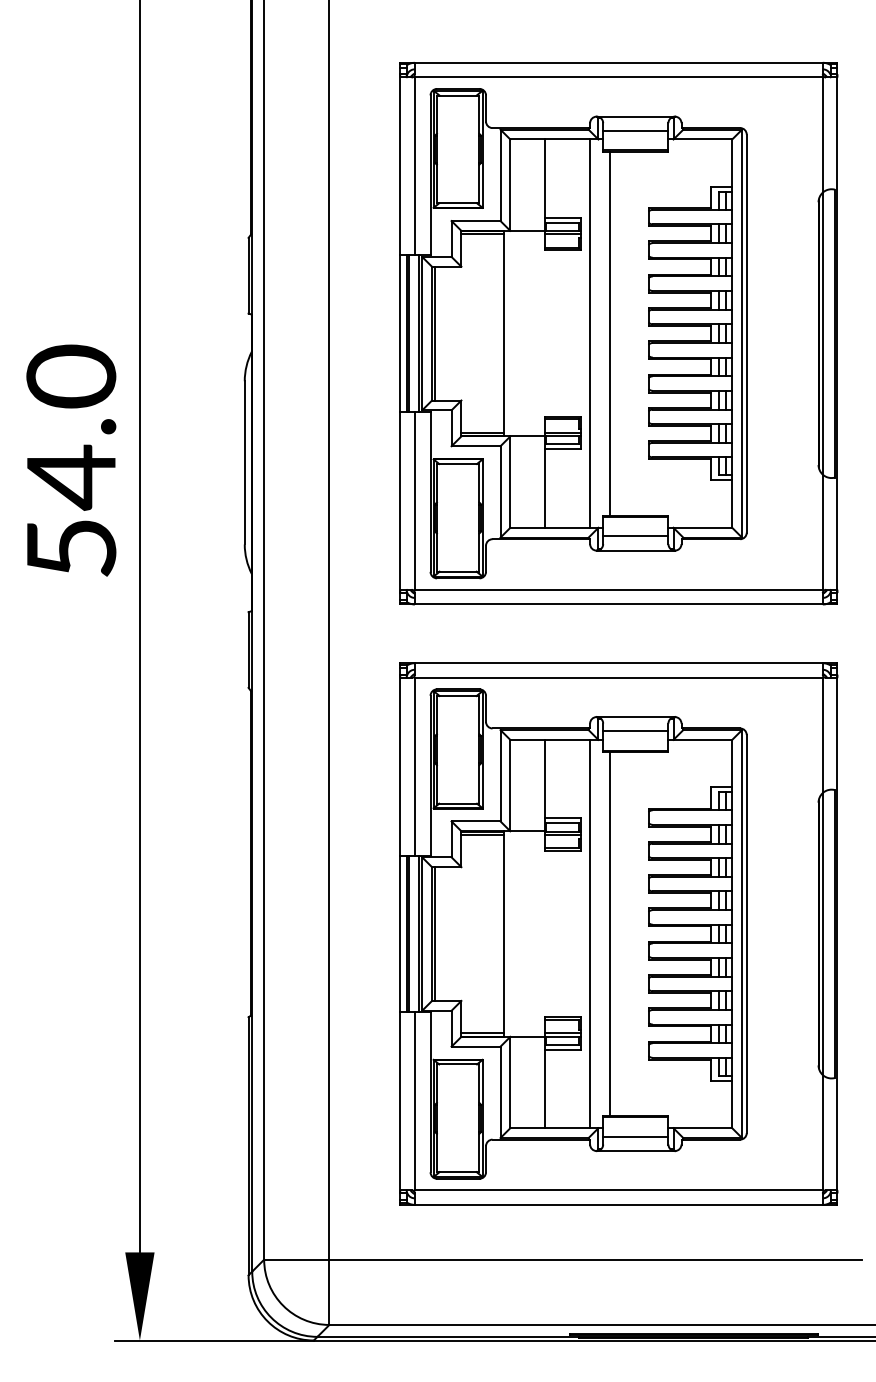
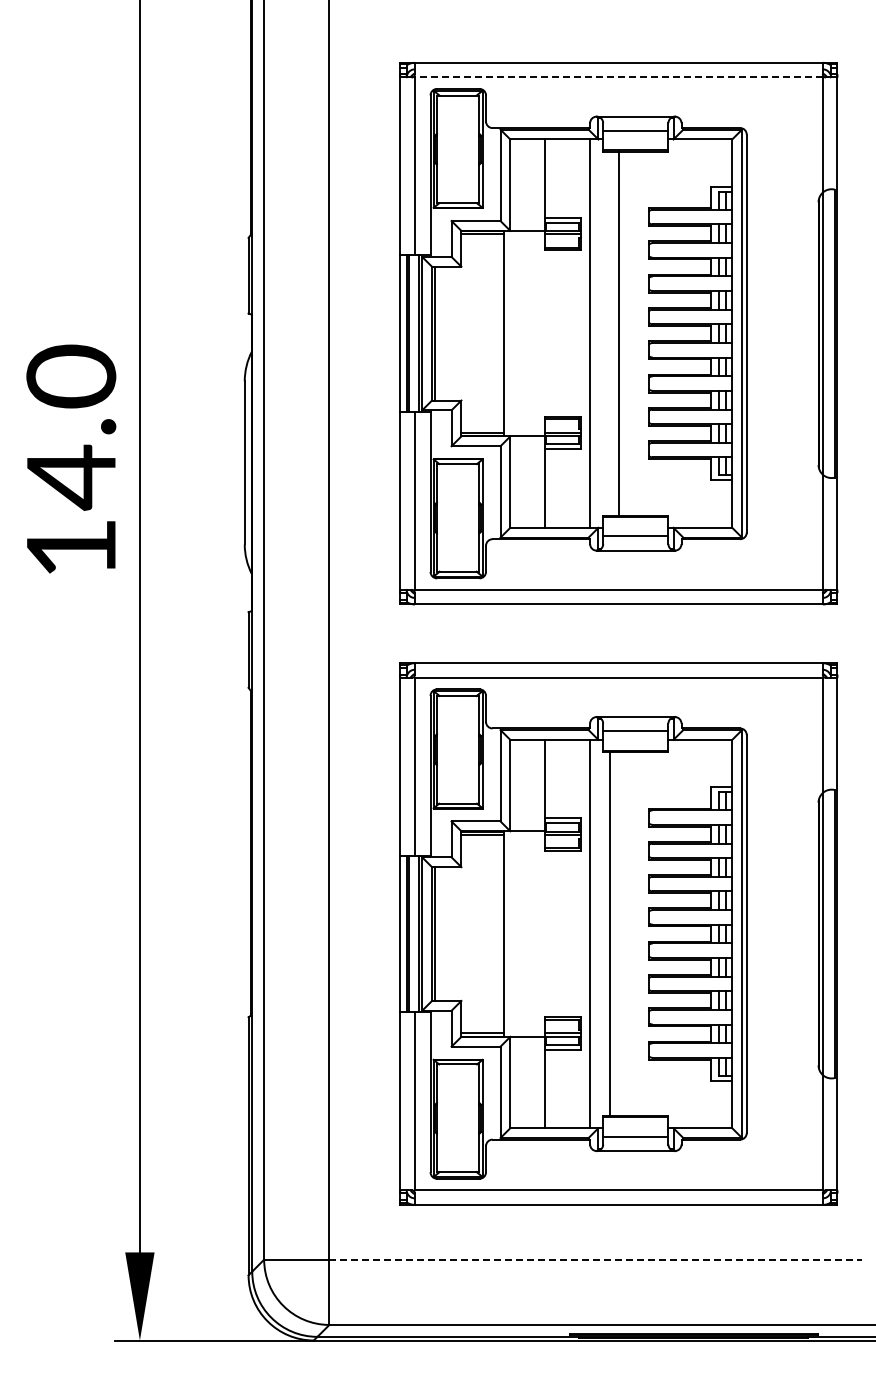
line: solid -> dashed (618, 77)
line position: (609, 333) -> (618, 333) (618, 333)
text: 54.0 -> 14.0 (71, 548)
line: solid -> dashed (596, 1259)
